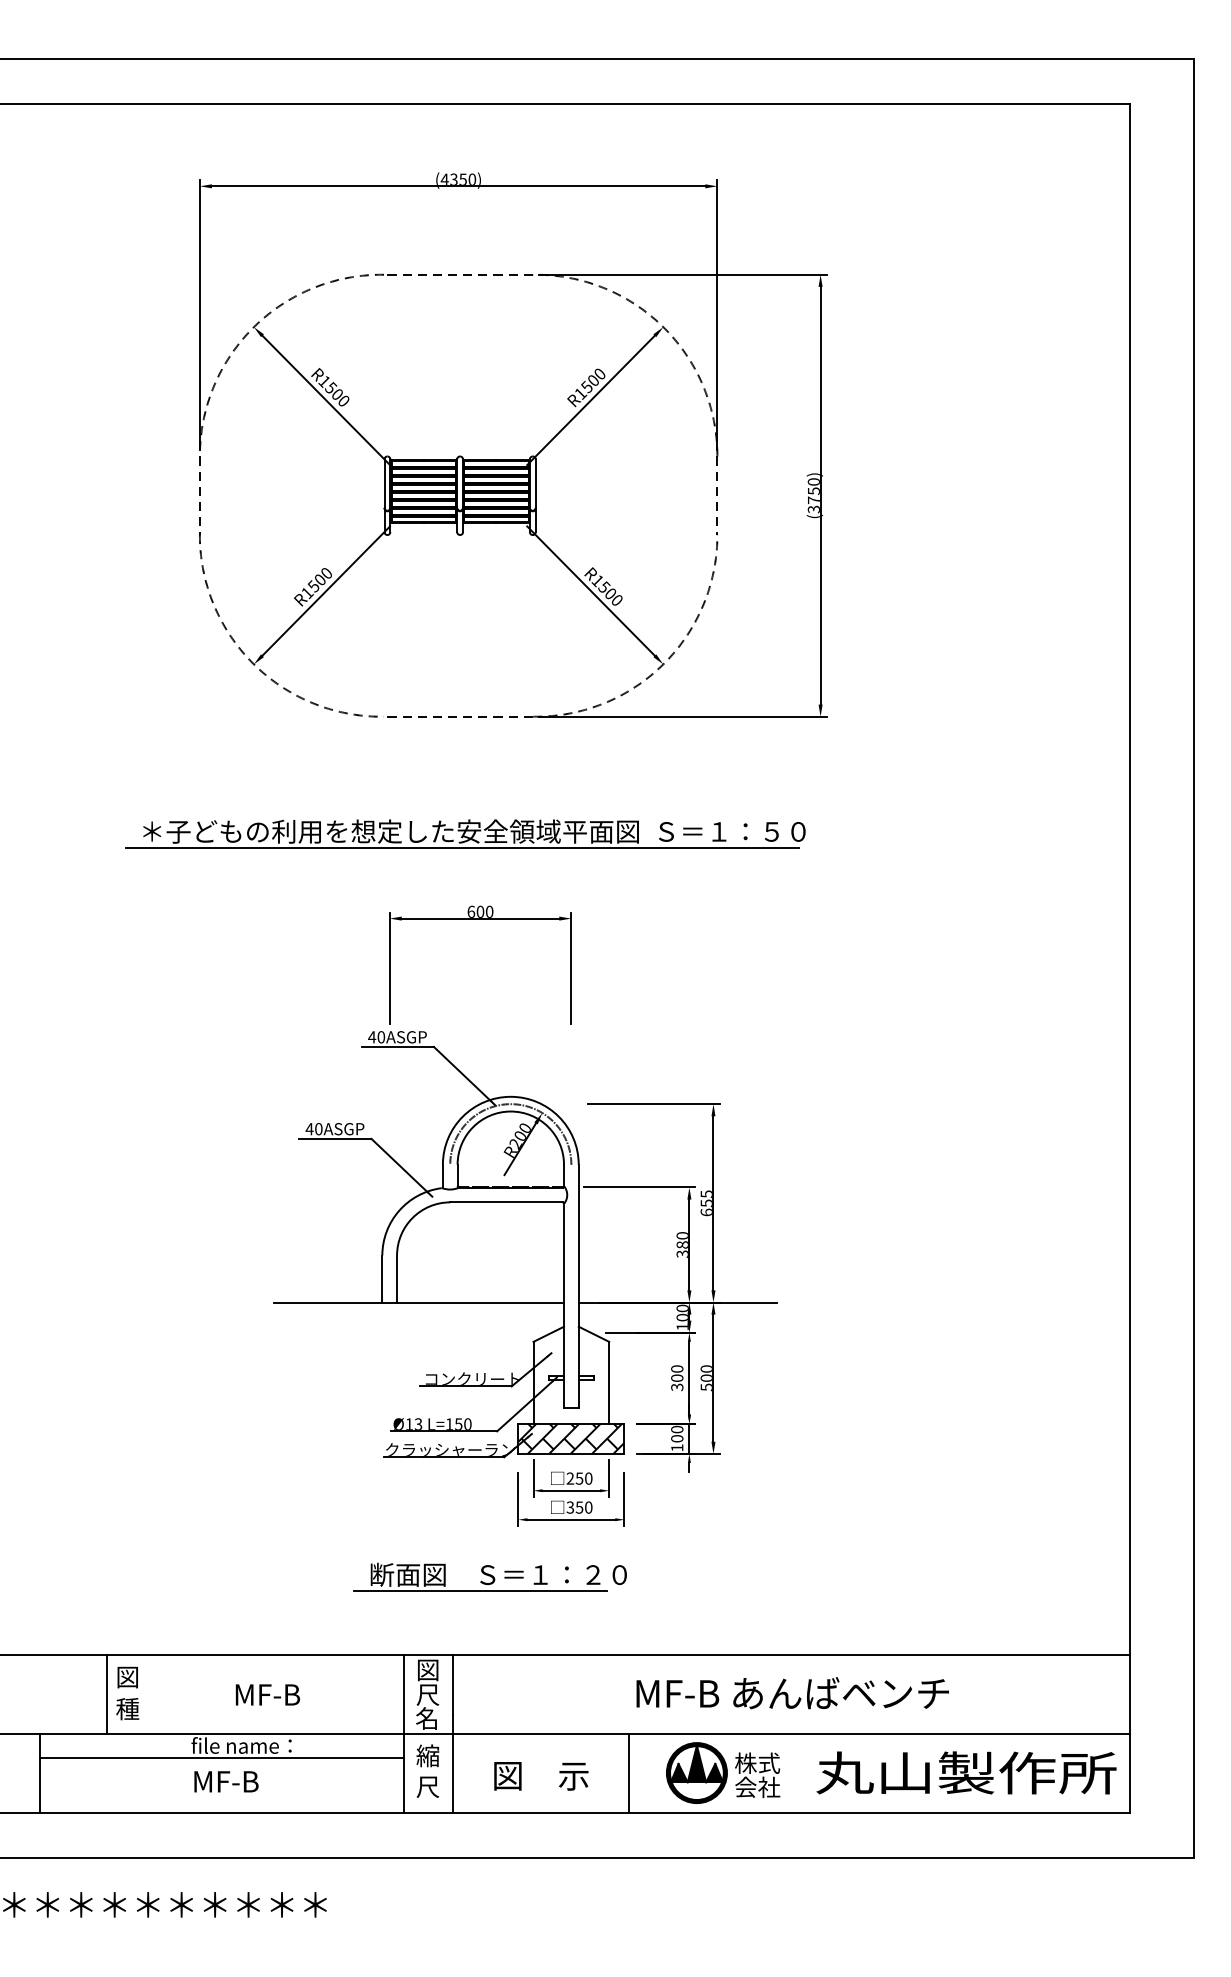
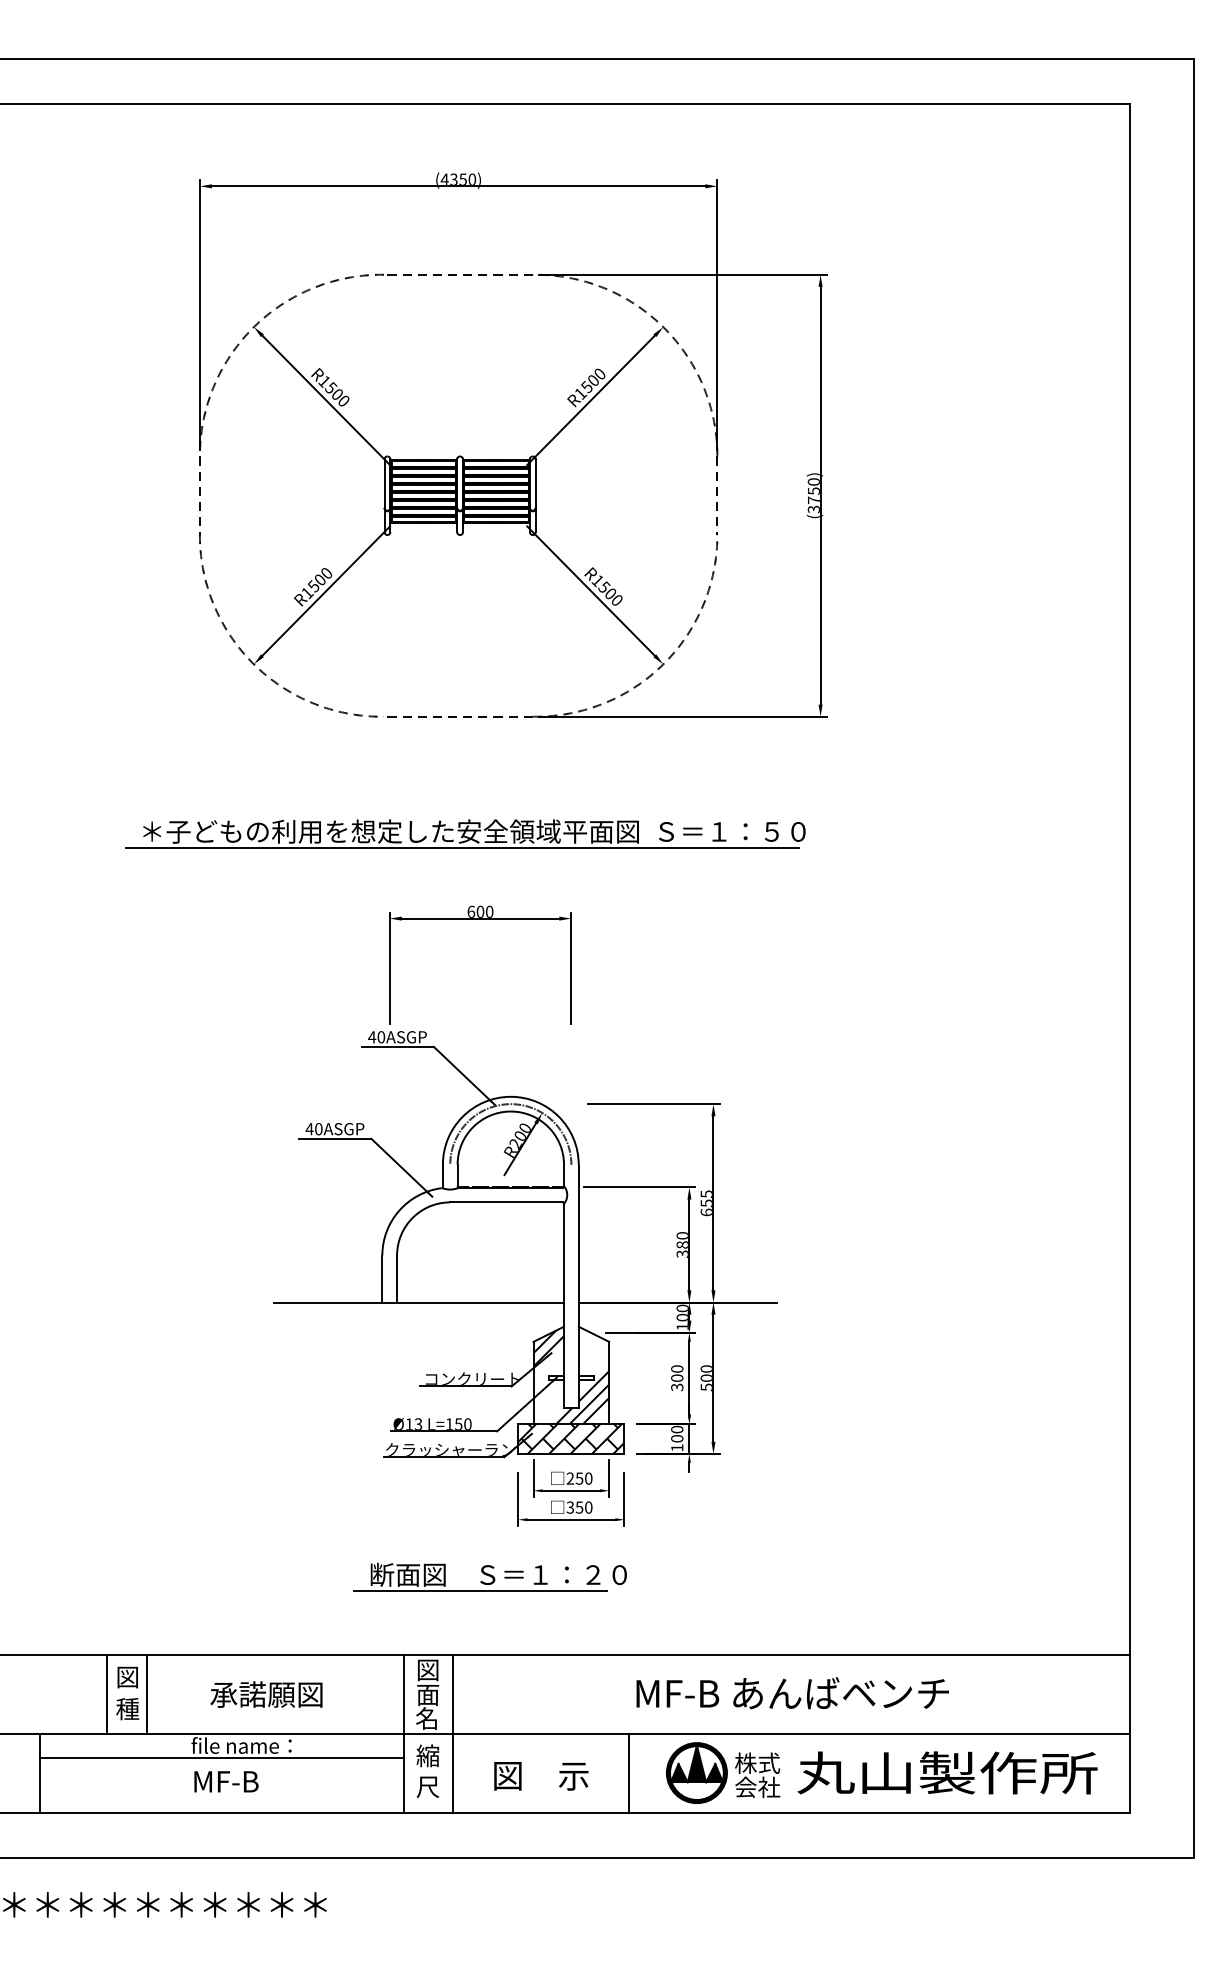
hatch: none -> present (571, 1376)
line: none -> present (146, 1694)
text: MF-B -> 承諾願図 (266, 1694)
text: 尺 -> 面 (427, 1694)
text position: (966, 1772) -> (947, 1772) (947, 1772)
